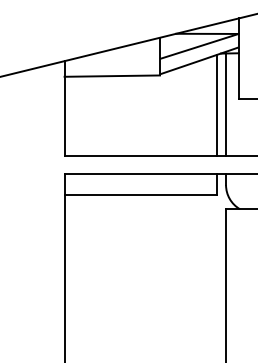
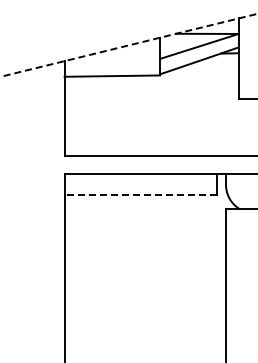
line: solid -> dashed (129, 45)
line: present -> none (217, 104)
line: present -> none (226, 104)
line: solid -> dashed (140, 194)
